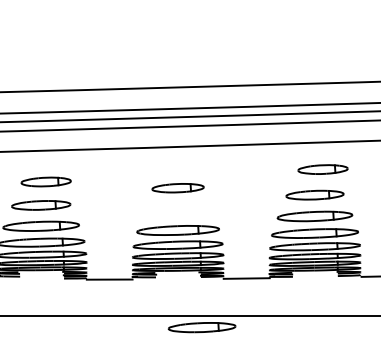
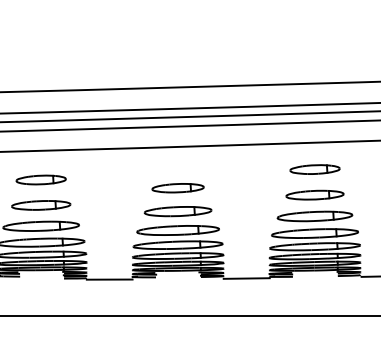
part position: (322, 169) -> (314, 169) (314, 169)
part position: (45, 181) -> (40, 179) (40, 179)
part position: (201, 327) -> (177, 211) (177, 211)
